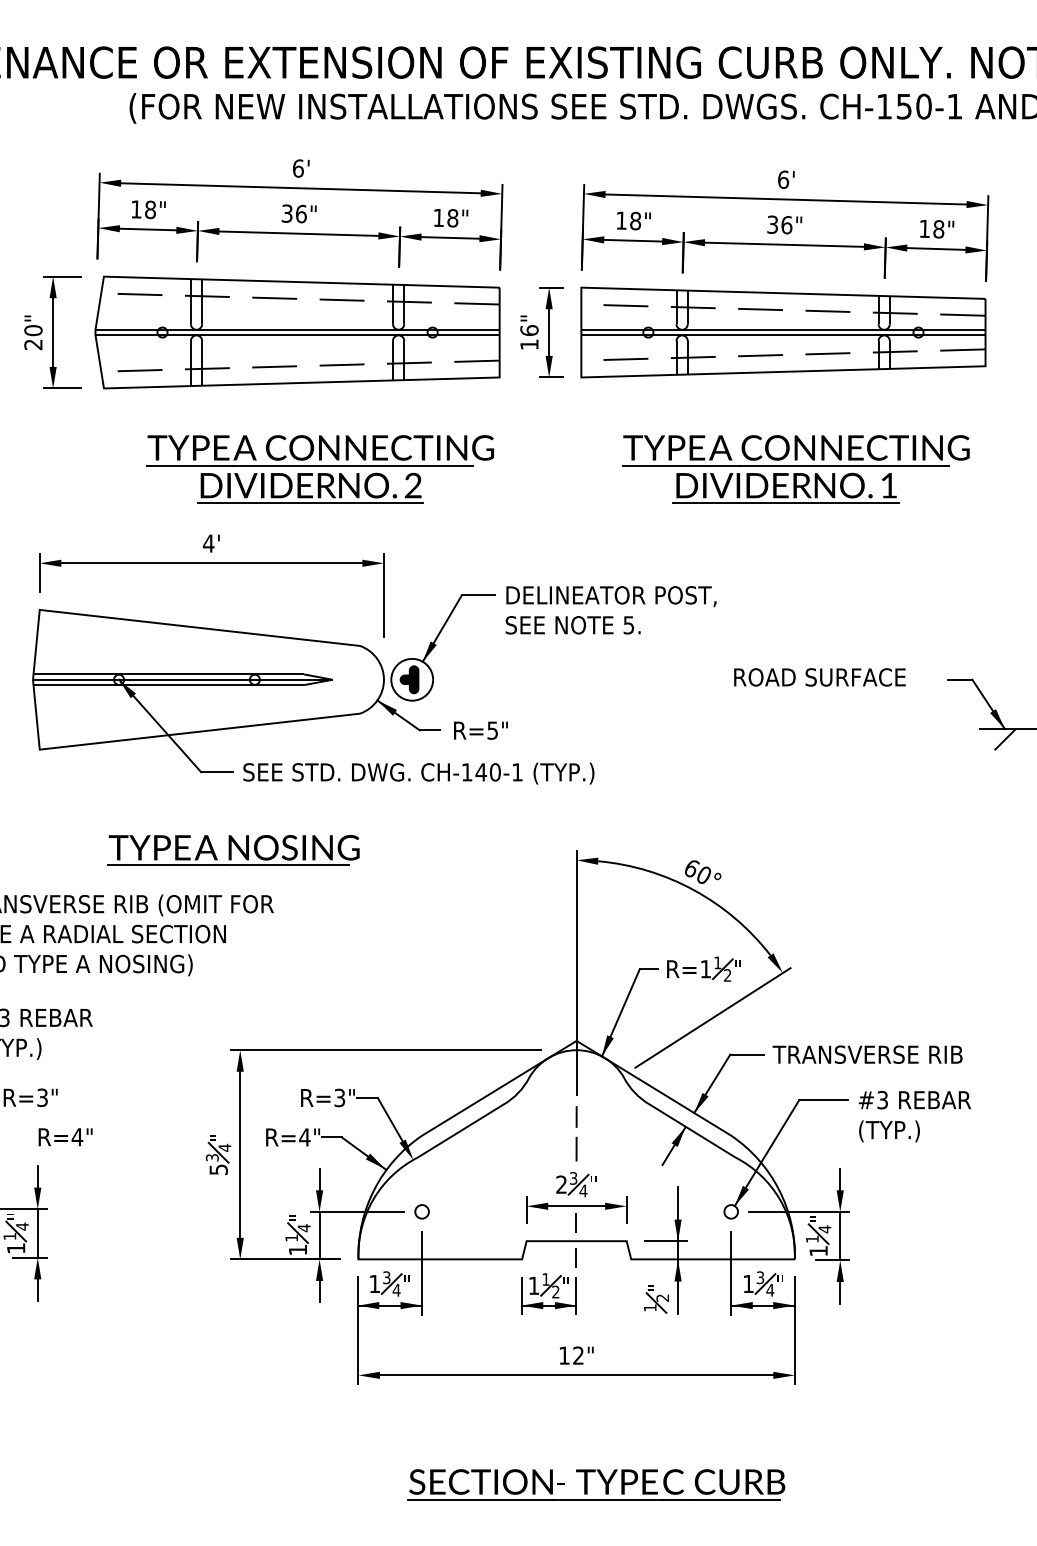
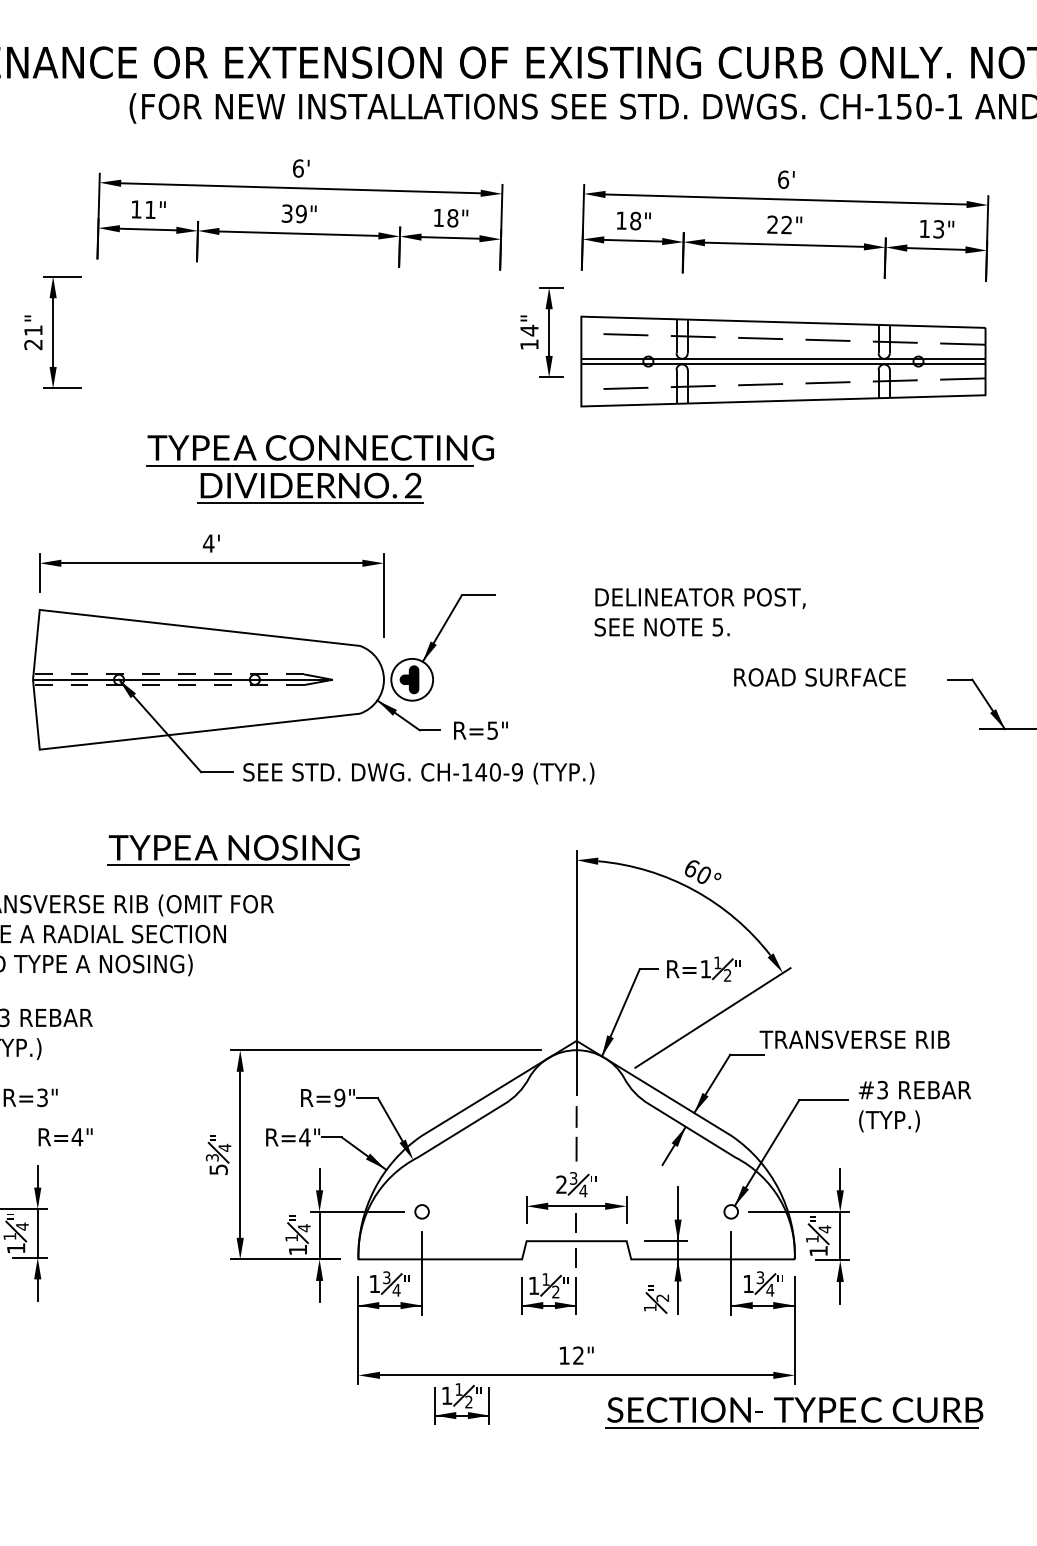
text: 18" -> 11" (150, 209)
text: 36" -> 39" (300, 213)
text: 36" -> 22" (779, 224)
text: 18" -> 13" (938, 229)
text: 20" -> 21" (33, 330)
text: 16" -> 14" (529, 330)
part: present -> none (297, 332)
part position: (783, 332) -> (783, 361) (783, 361)
part: present -> none (795, 469)
text position: (610, 610) -> (699, 612) (699, 612)
line: solid -> dashed (168, 674)
line: solid -> dashed (168, 685)
line: present -> none (1005, 739)
text: CH-140-1 -> CH-140-9 (517, 772)
text position: (867, 1054) -> (854, 1039) (854, 1039)
text: R=3" -> R=9" (339, 1097)
text position: (914, 1116) -> (914, 1106) (914, 1106)
part: none -> present (461, 1403)
part position: (603, 1481) -> (801, 1409) (801, 1409)
